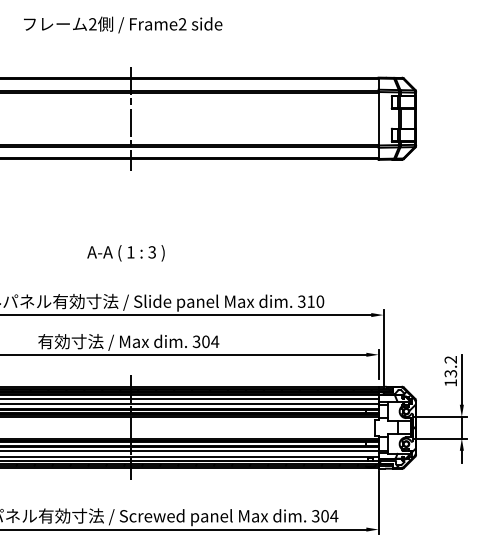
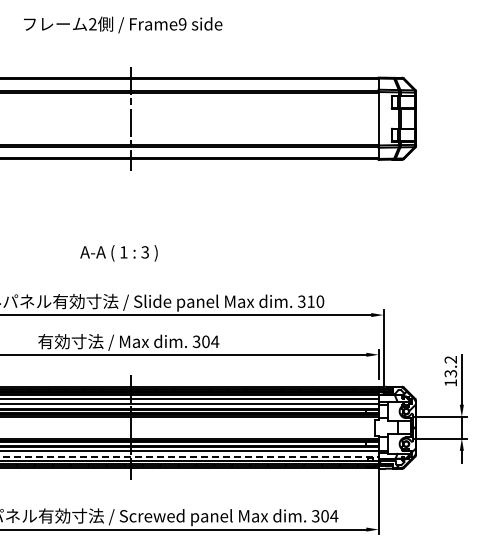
text: Frame2 -> Frame9 (182, 24)
text position: (125, 253) -> (118, 253) (118, 253)
line: solid -> dashed (189, 456)
